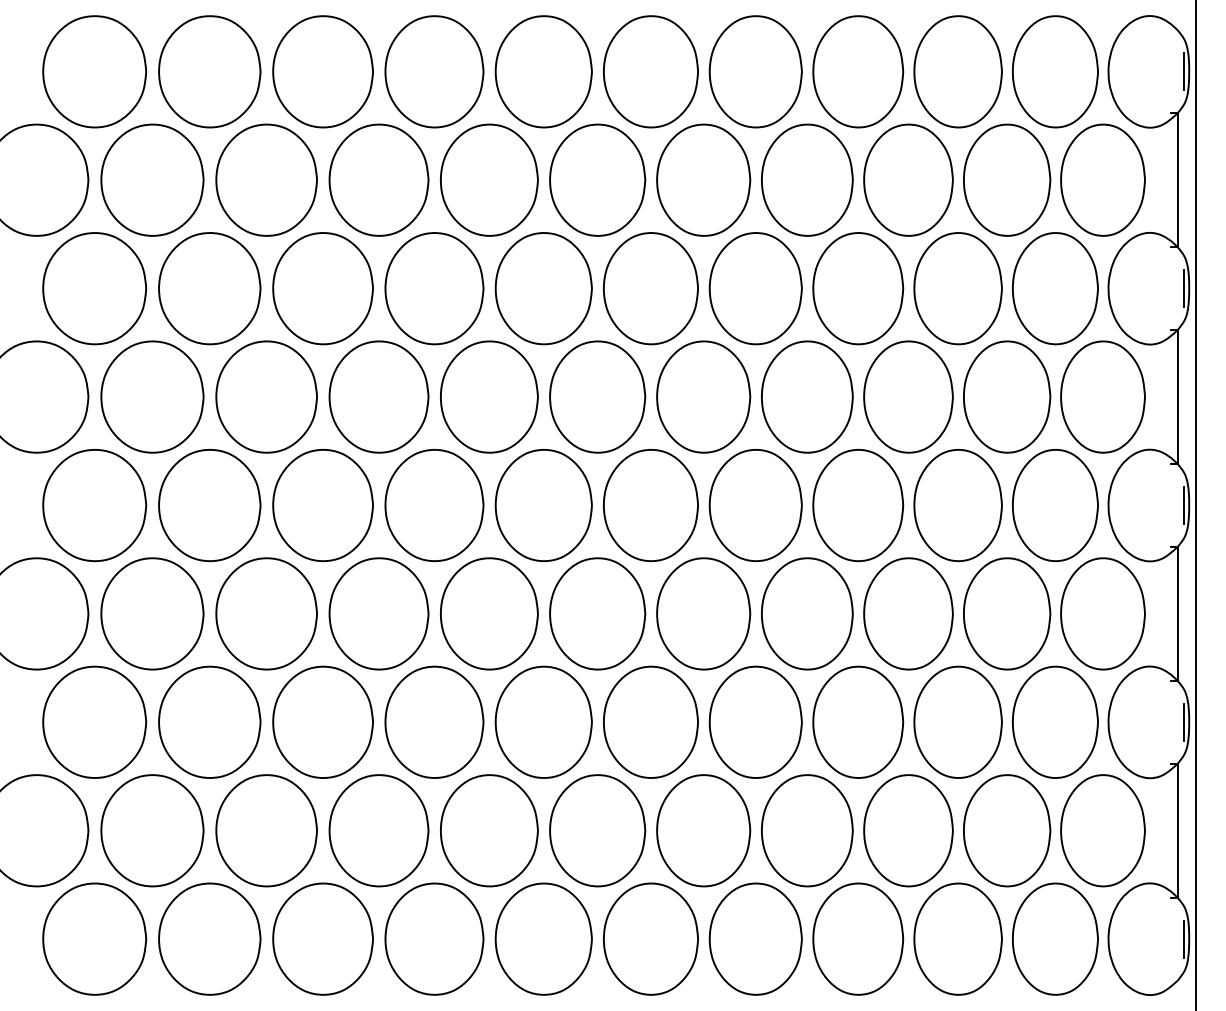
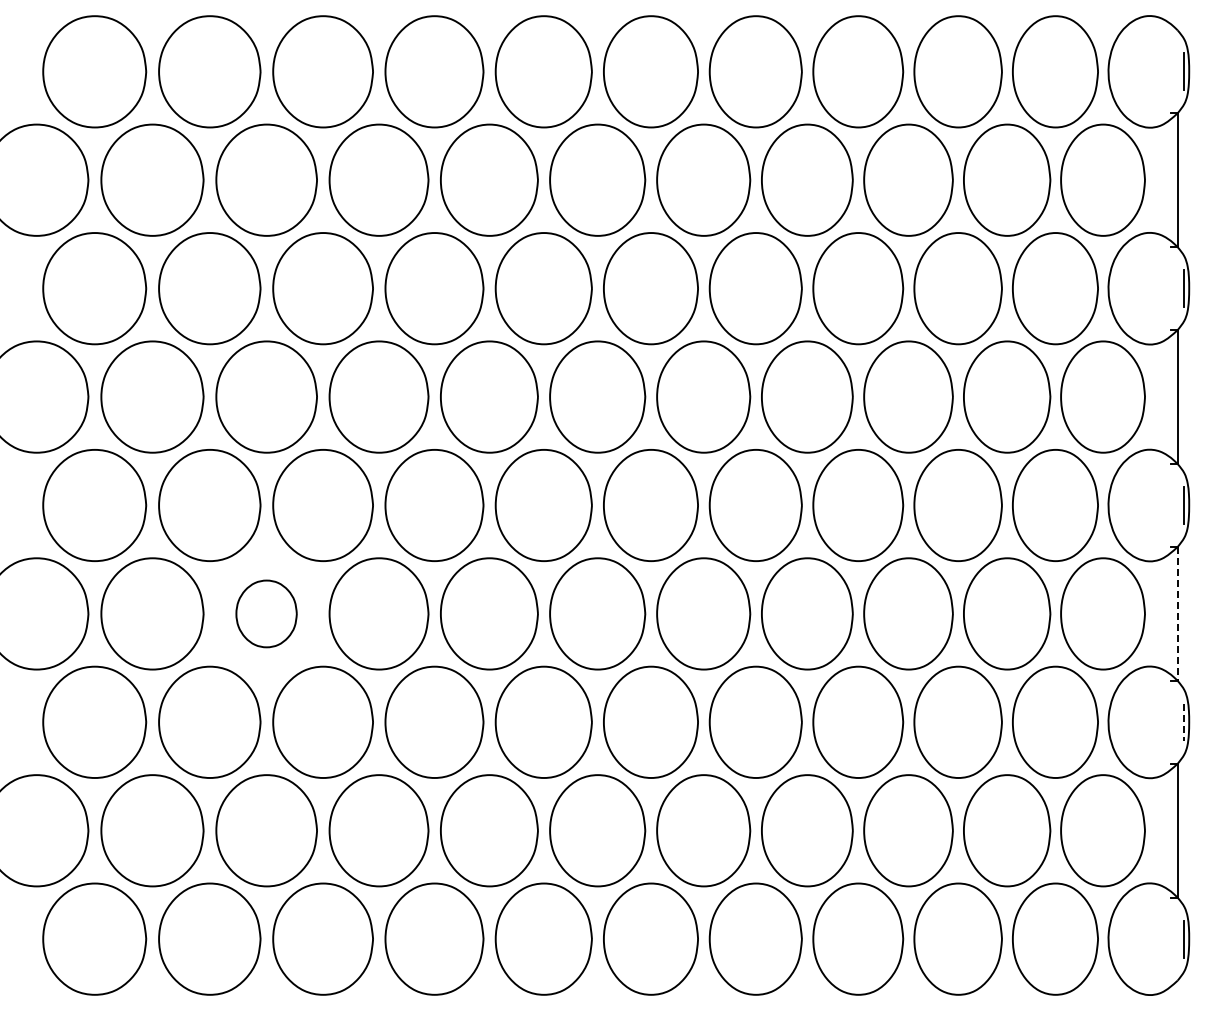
line: present -> none (1195, 504)
part size: 103x114 px -> 63x70 px (266, 613)
line: solid -> dashed (1177, 614)
line: solid -> dashed (1183, 722)
